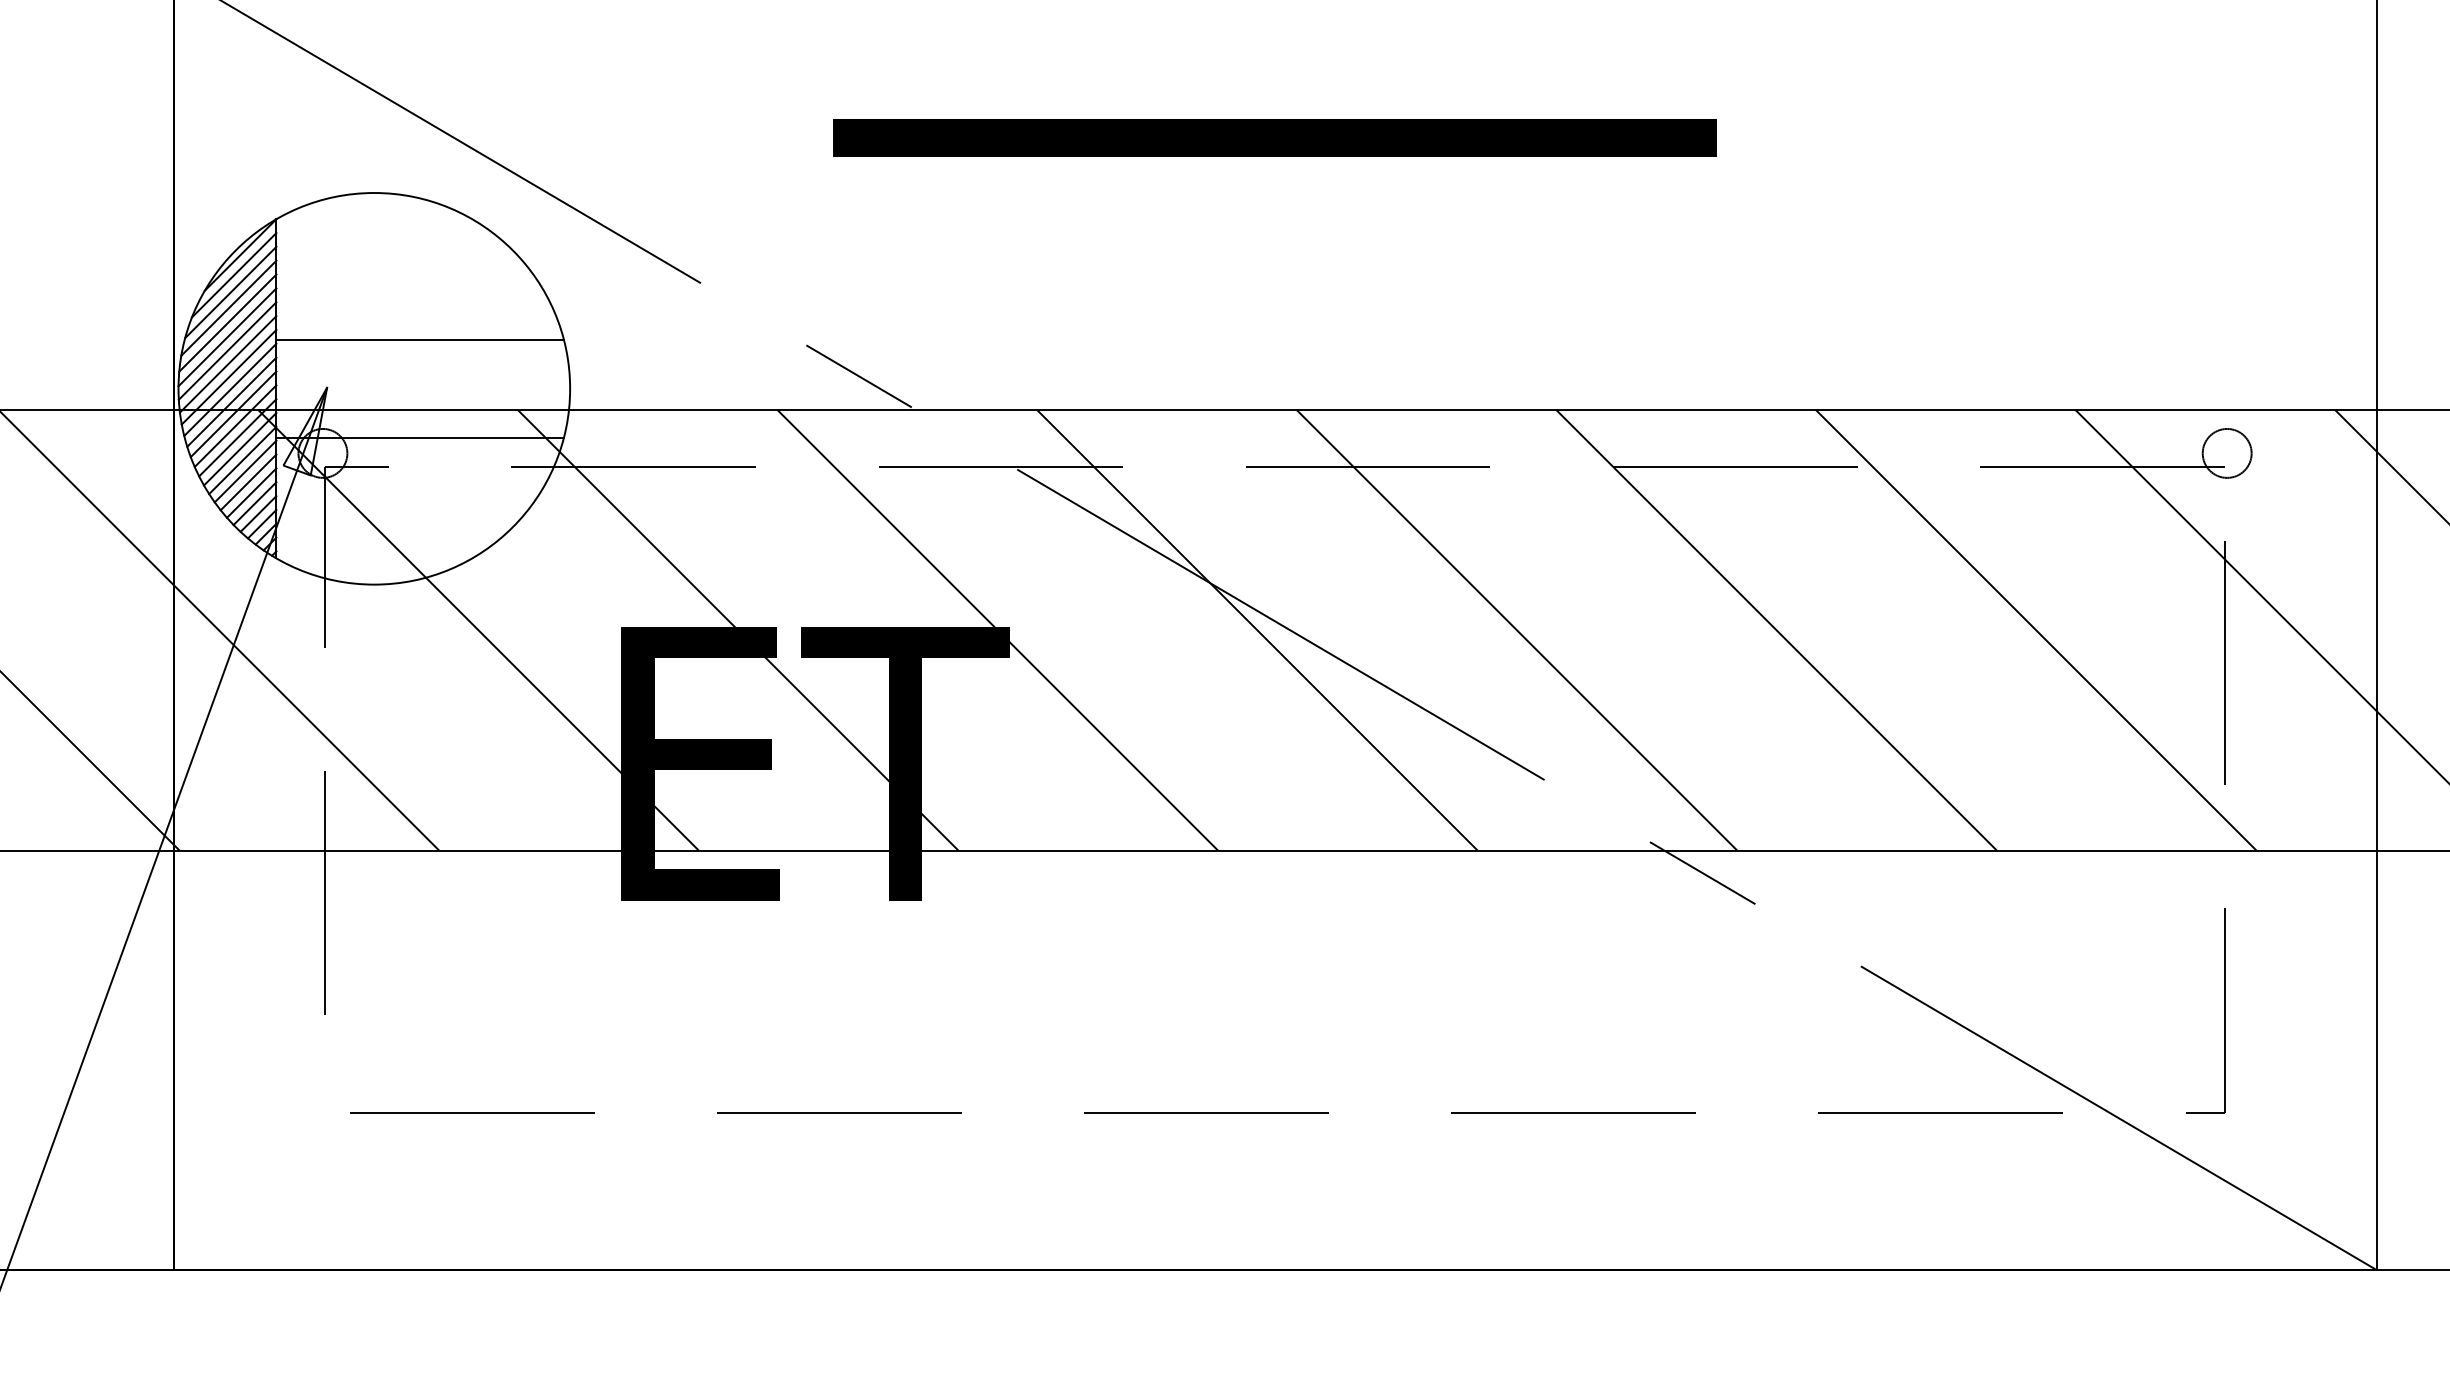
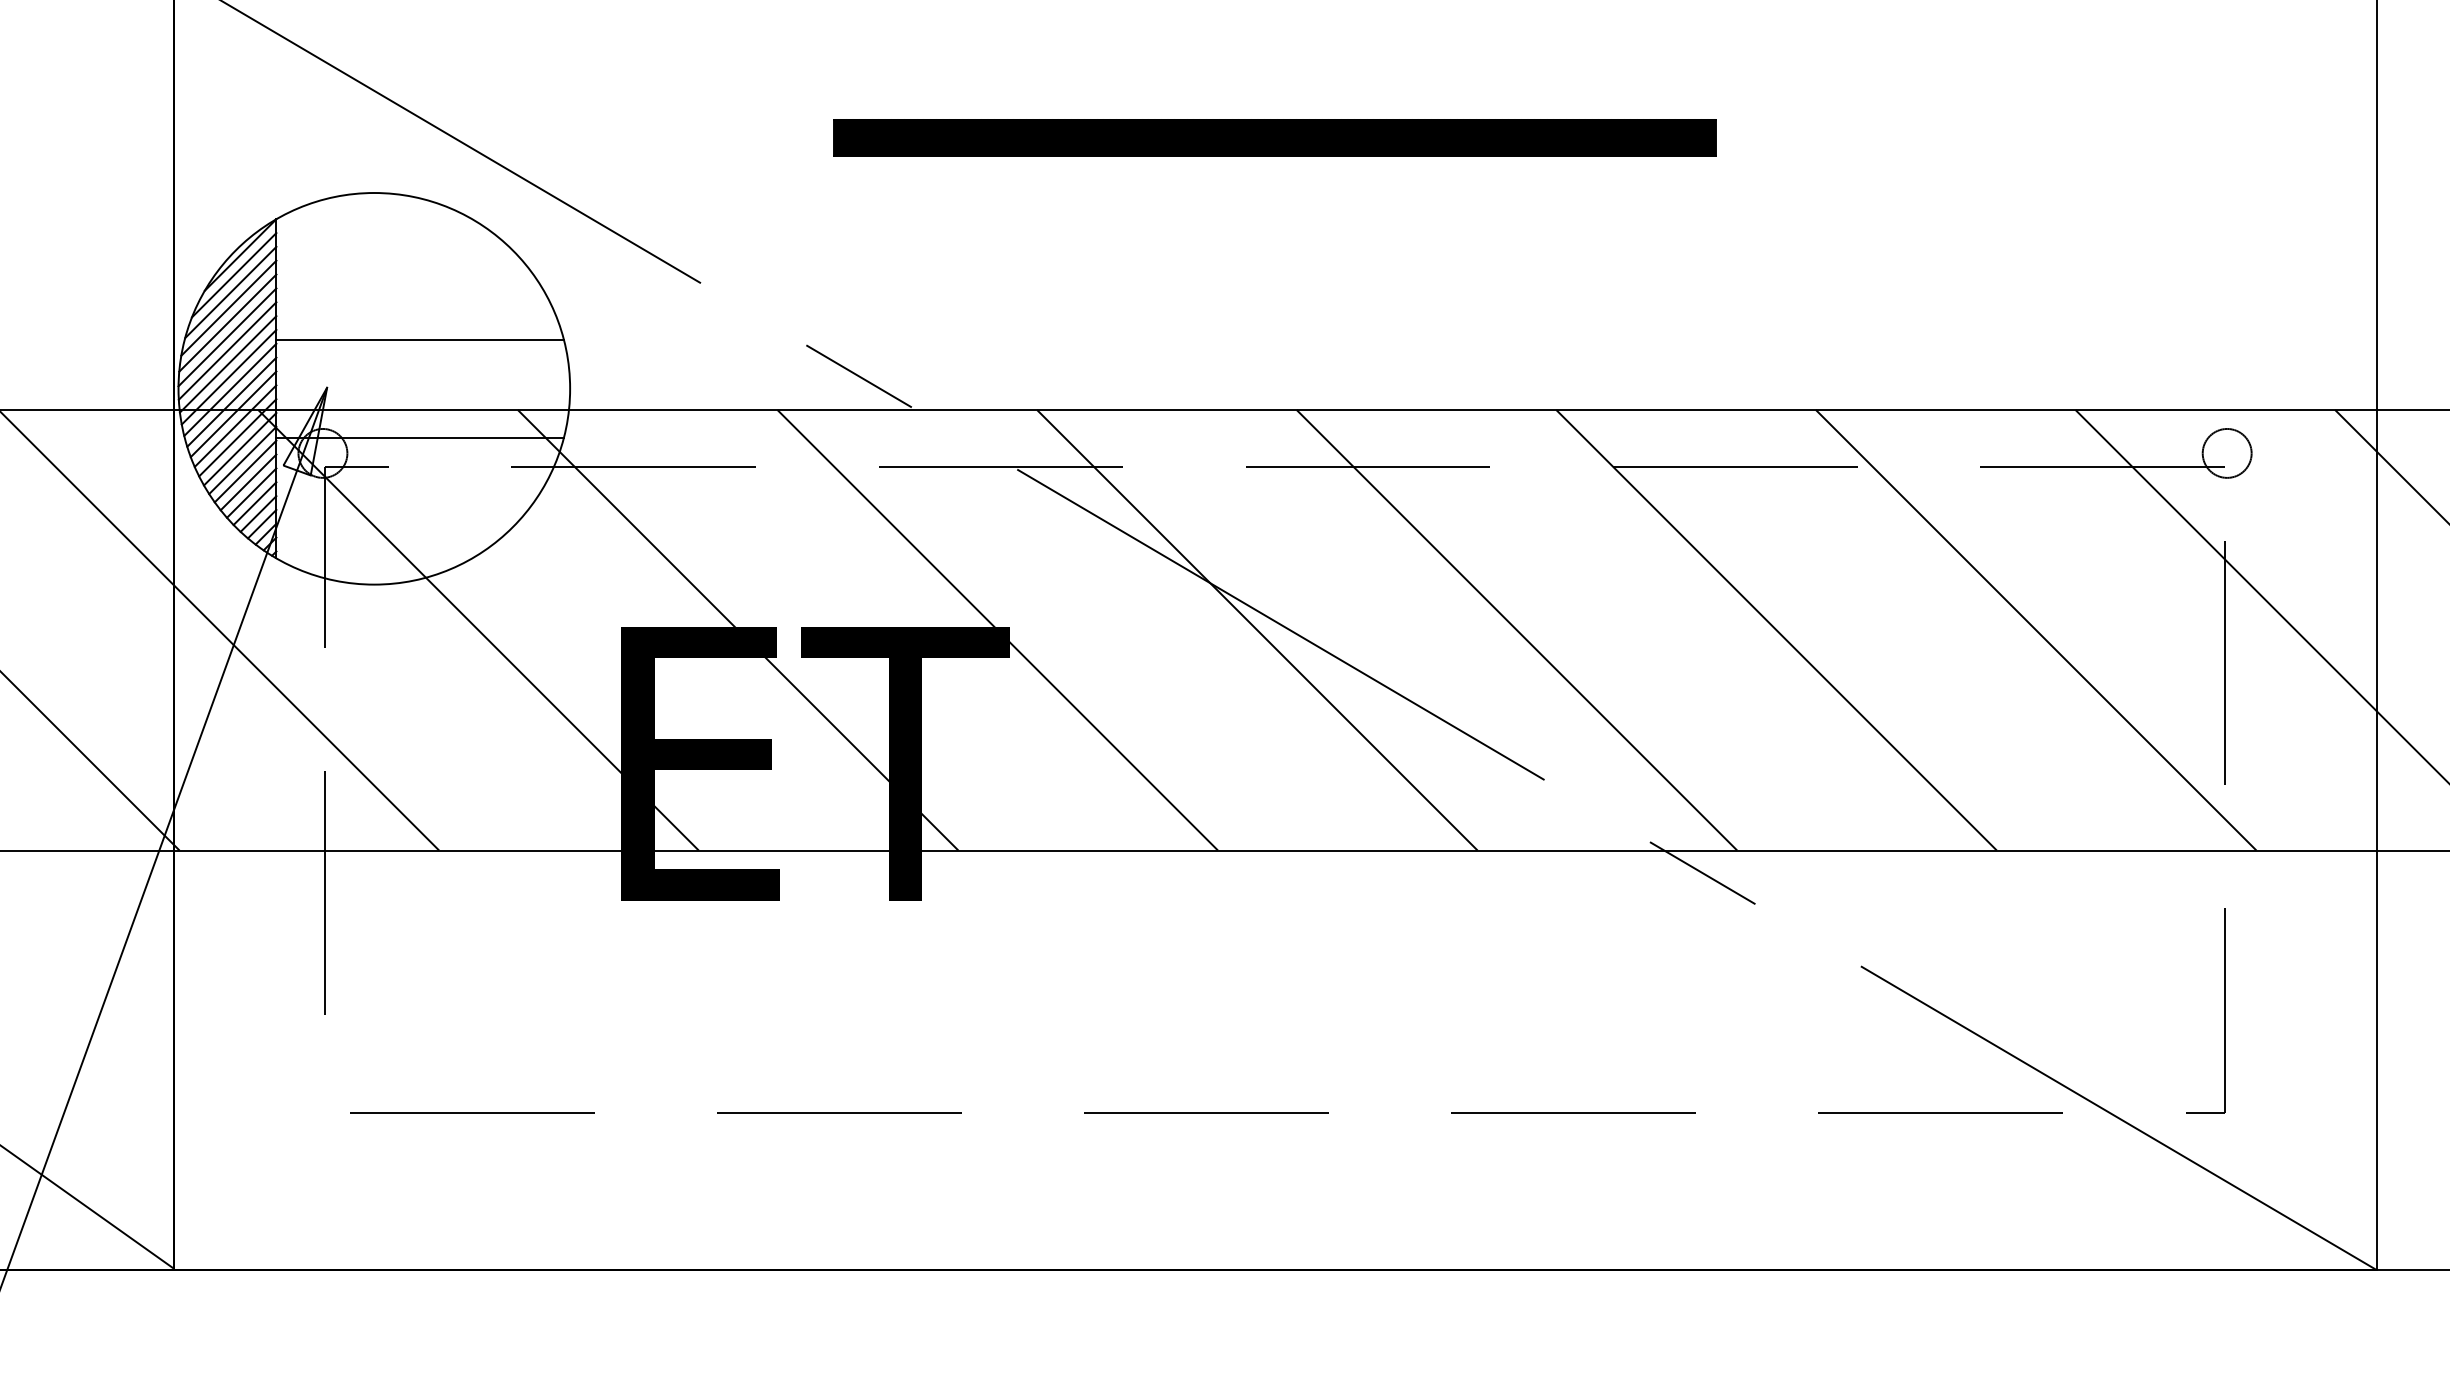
line: none -> present (87, 1207)
